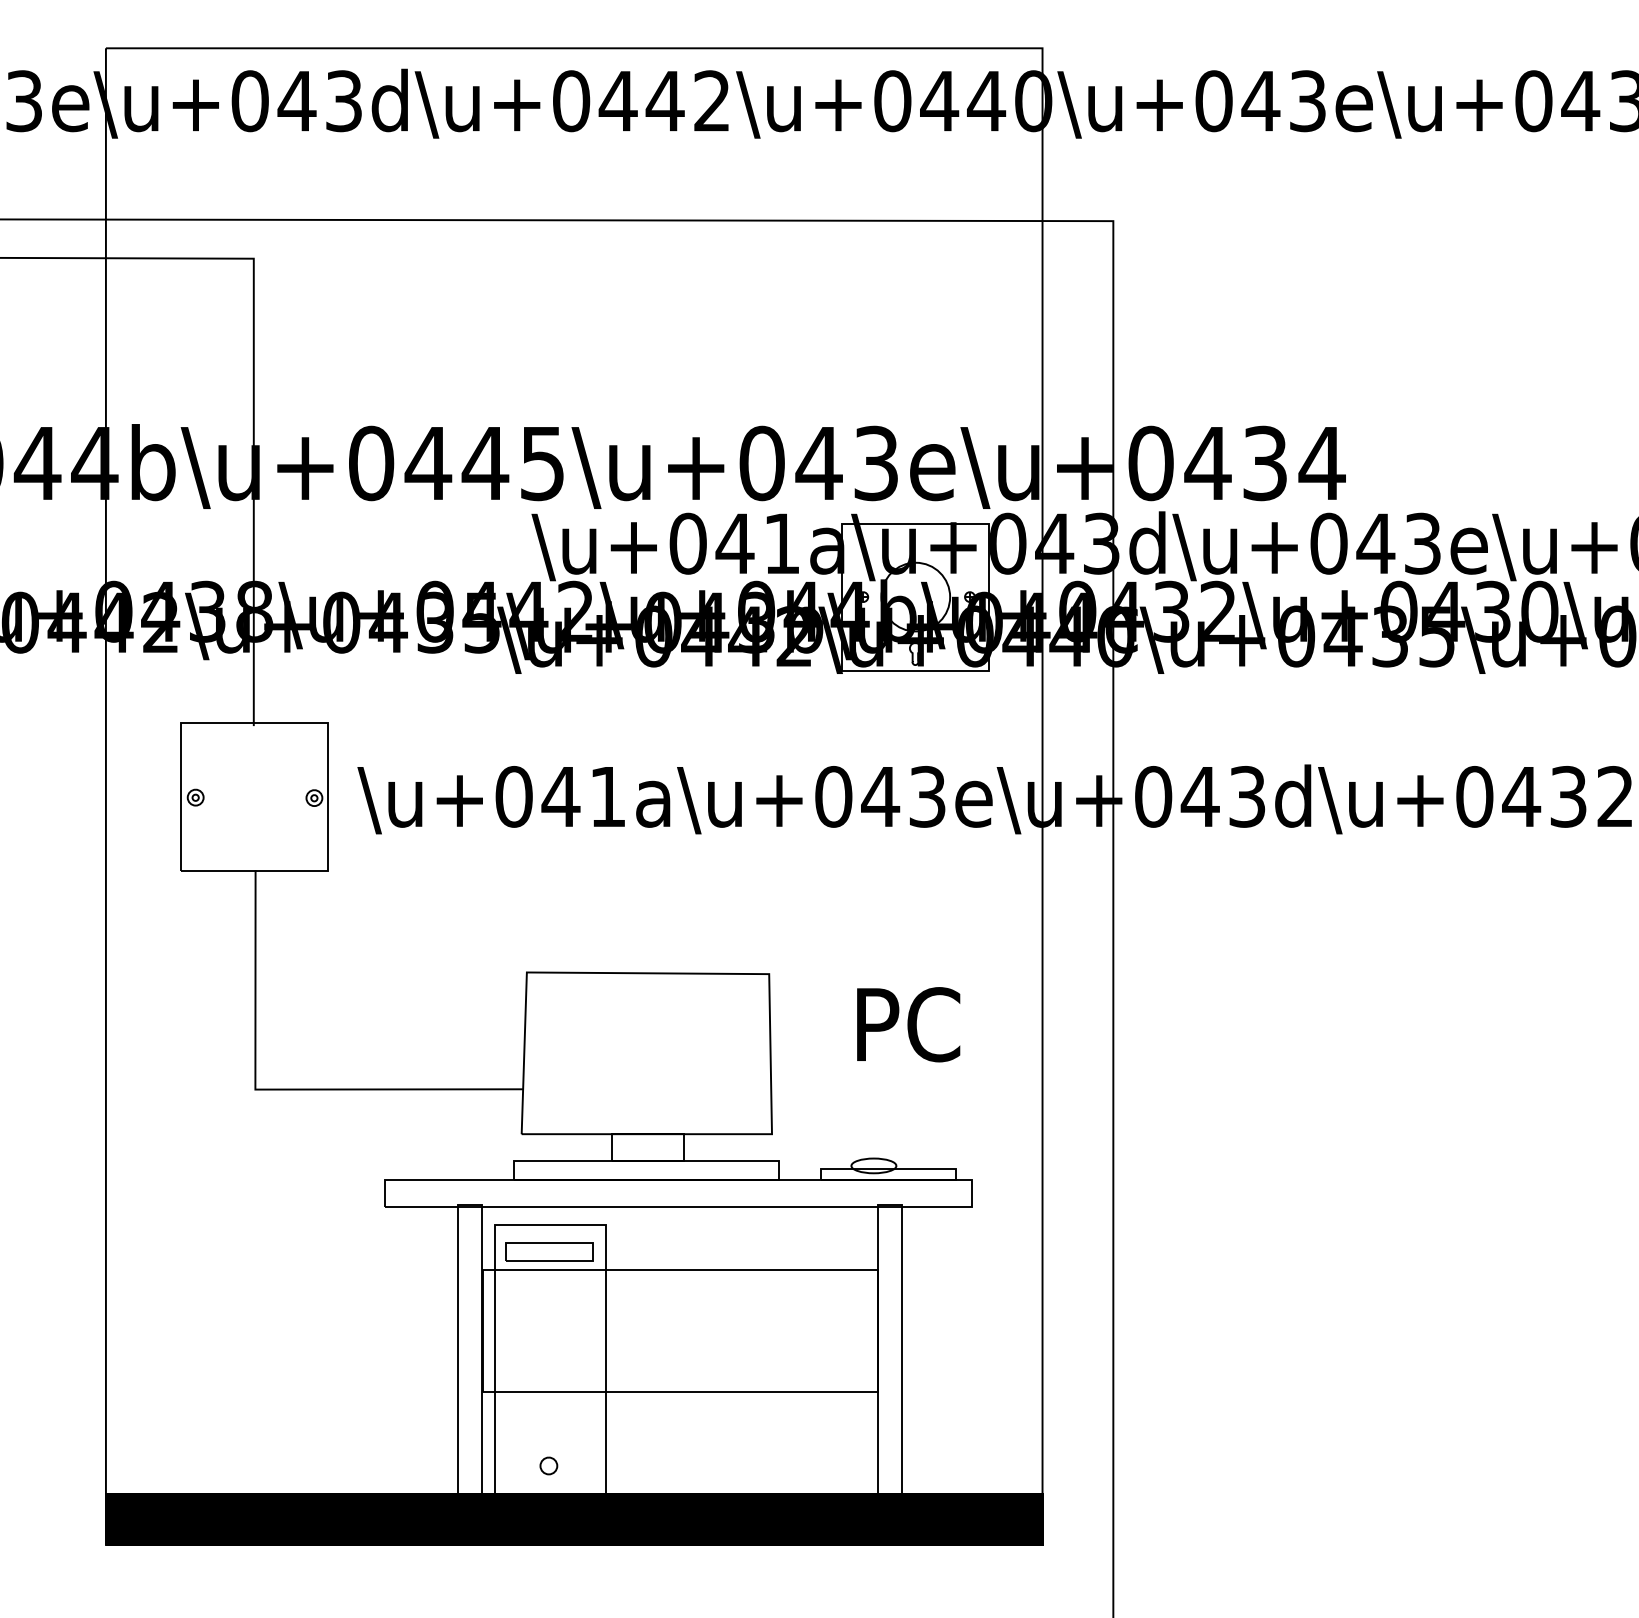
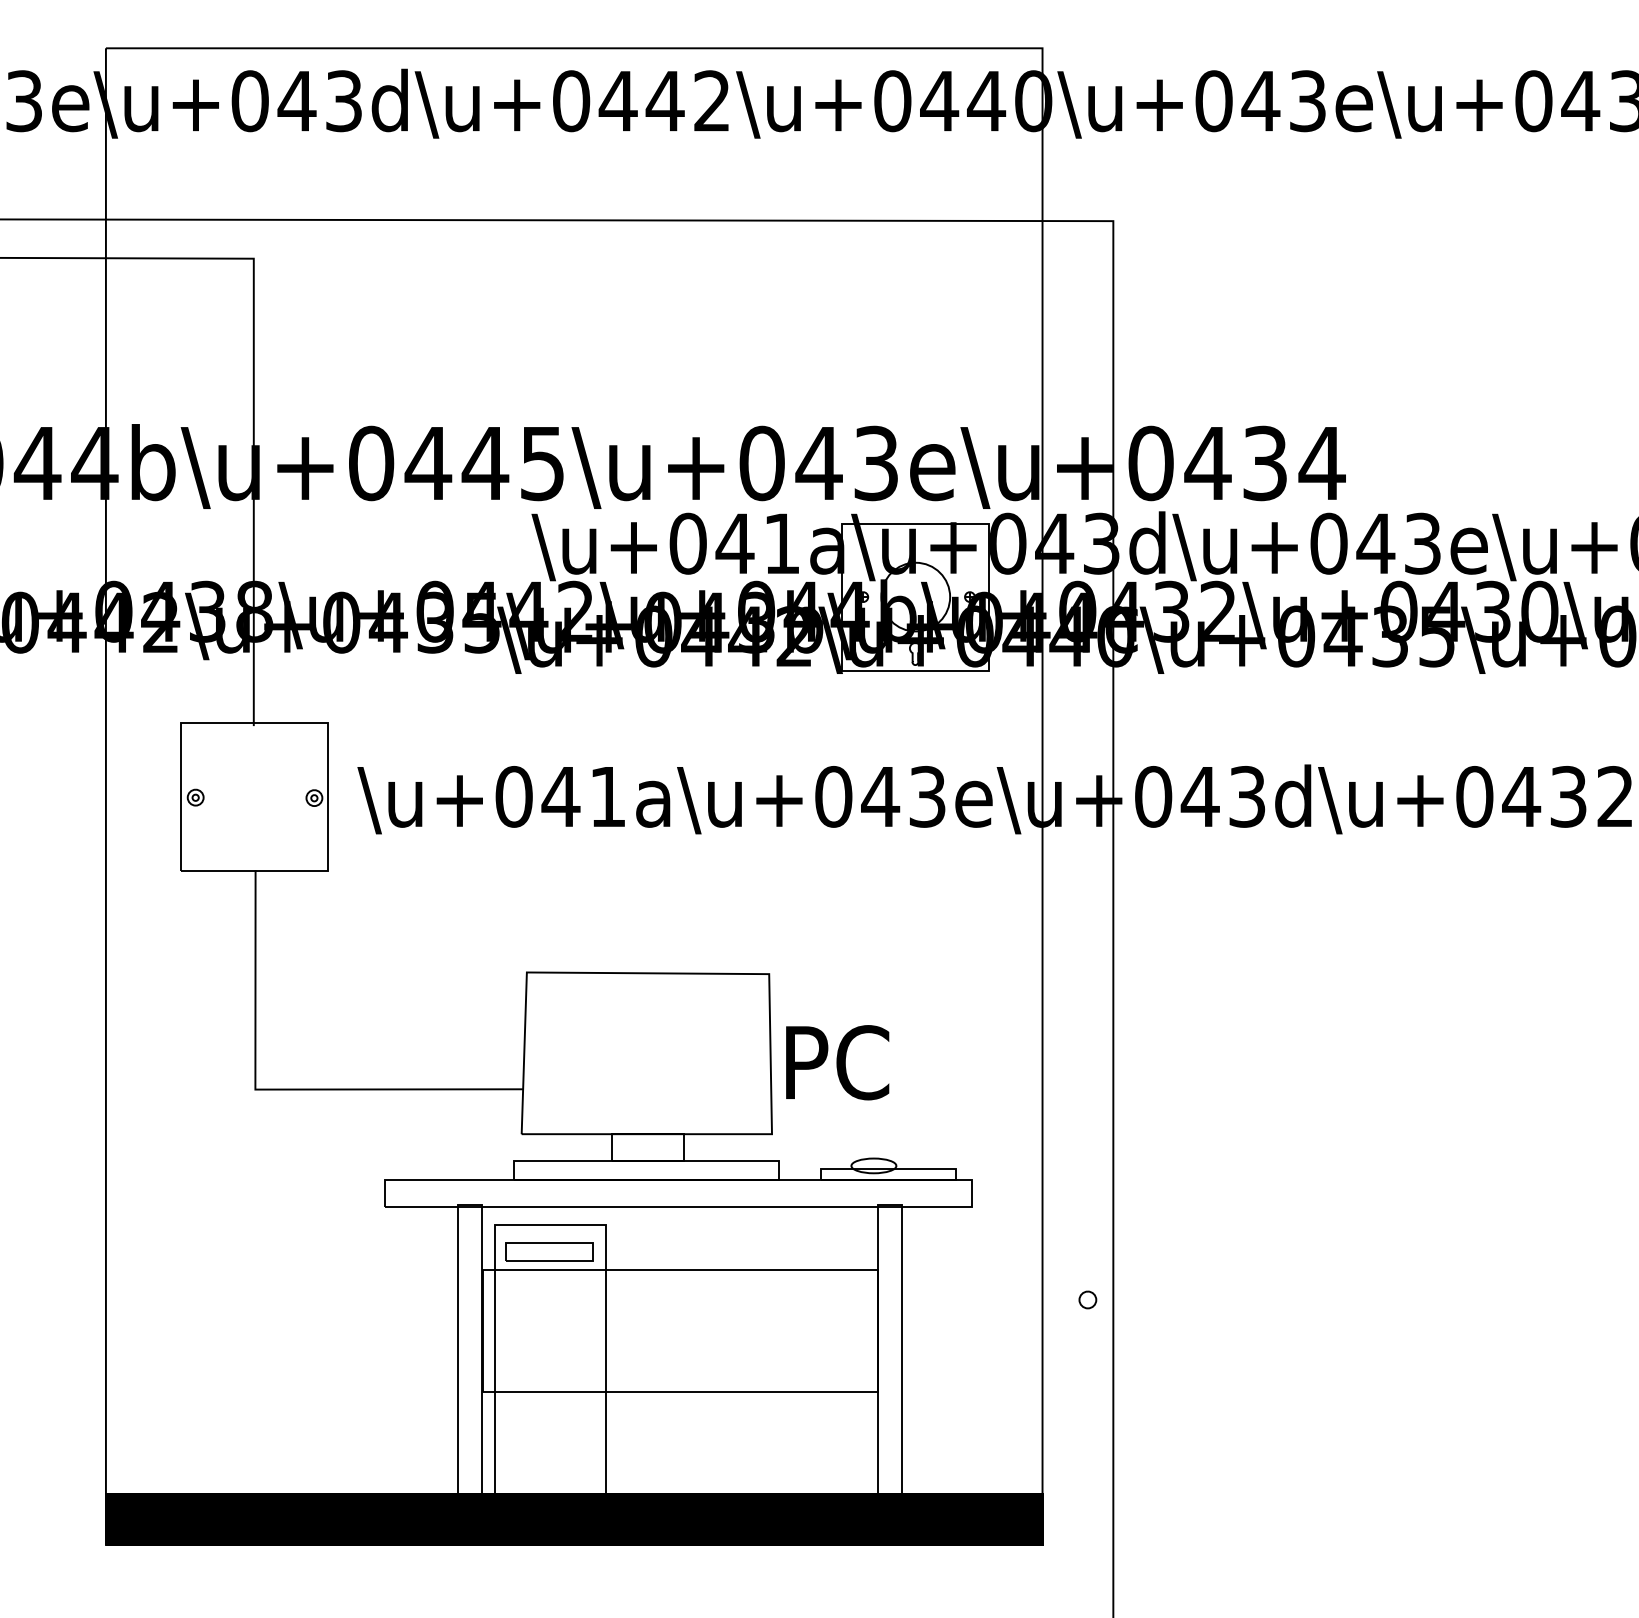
text position: (908, 1024) -> (837, 1062) (837, 1062)
part position: (548, 1465) -> (1087, 1299) (1087, 1299)
